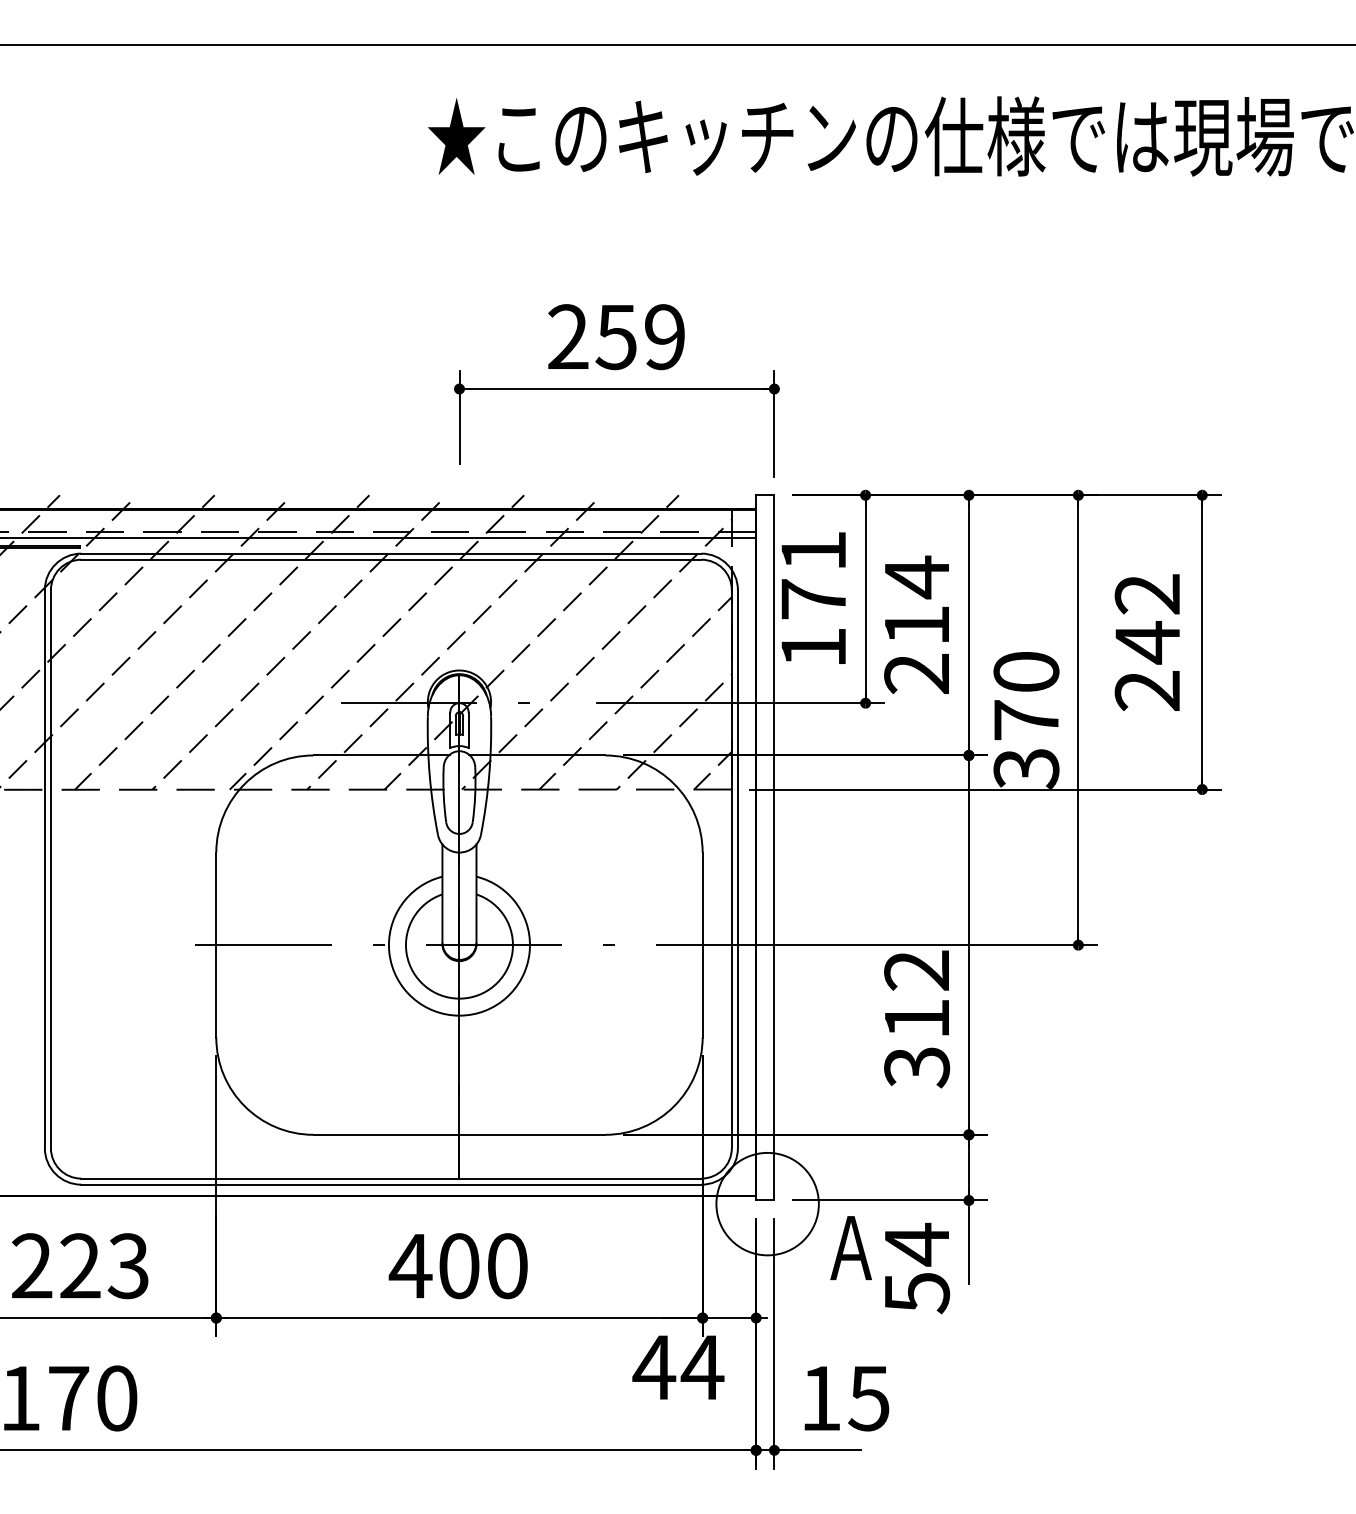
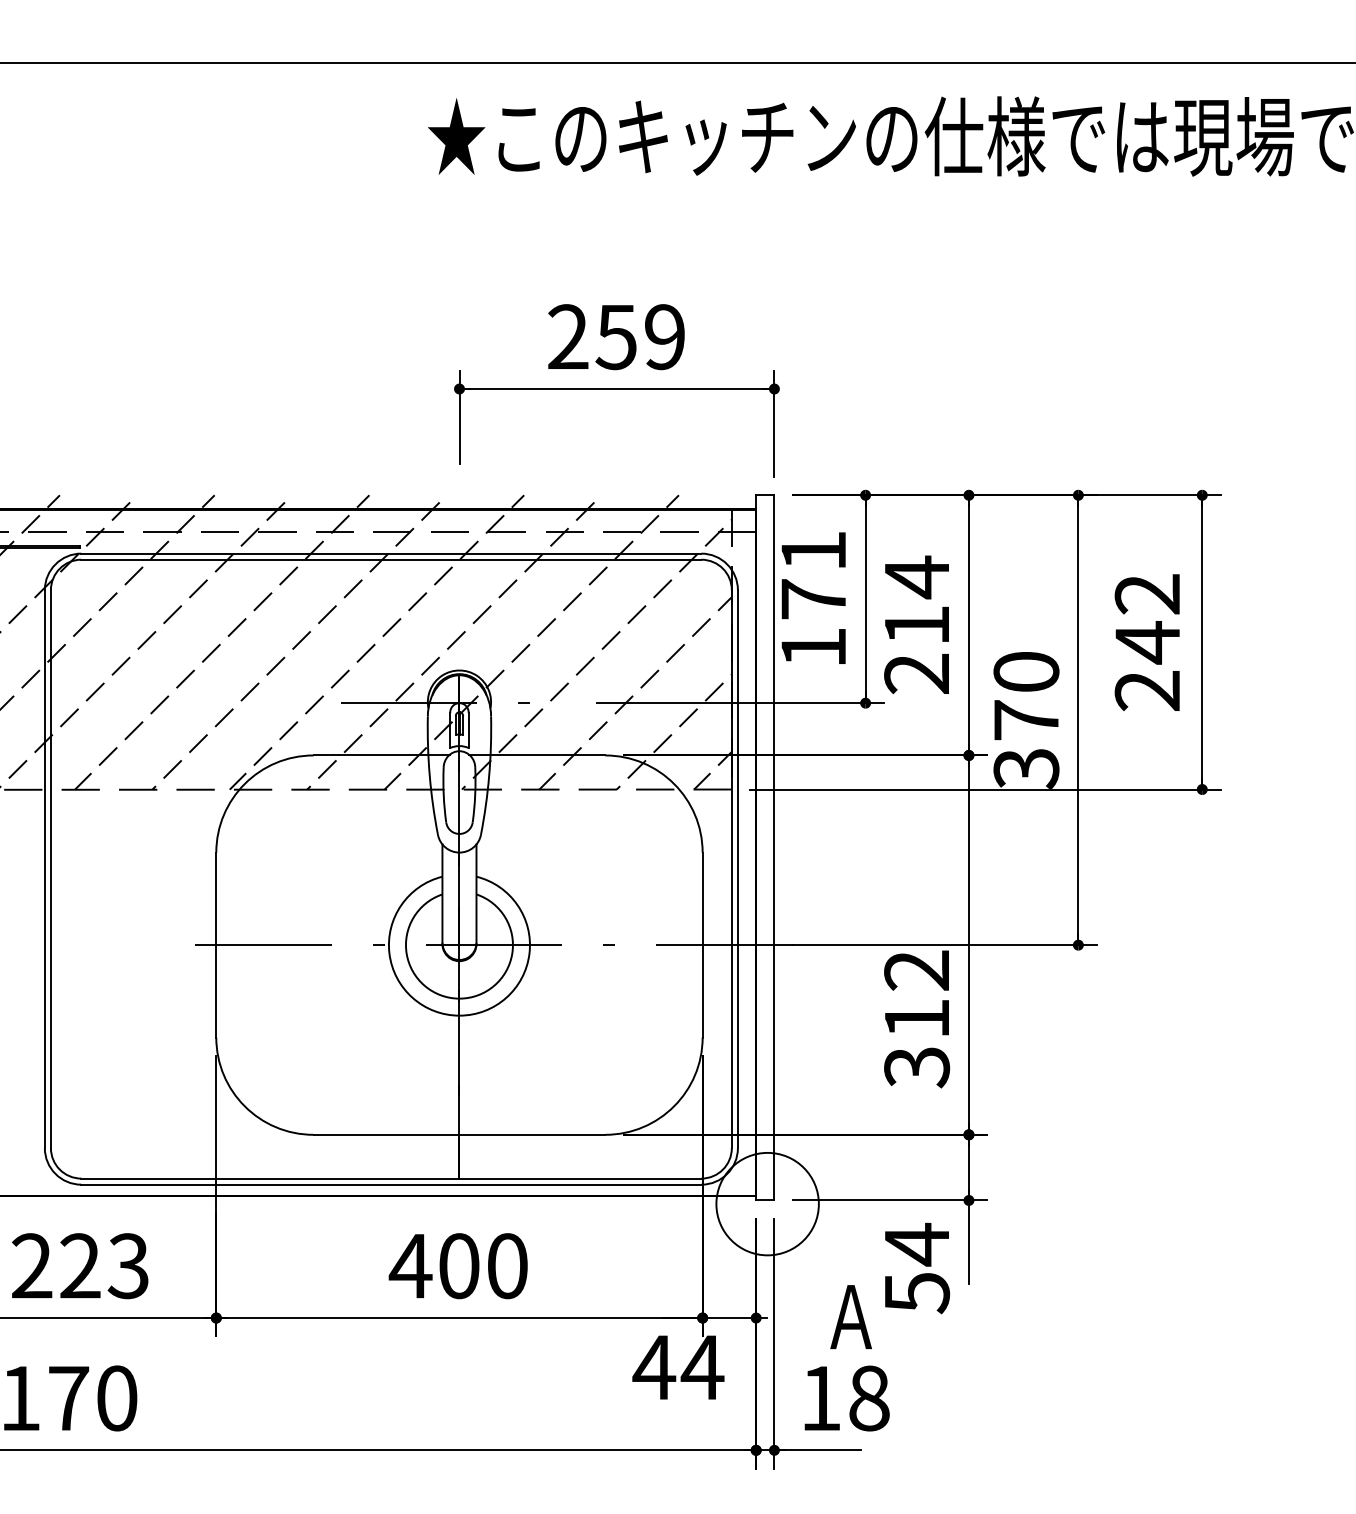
line position: (677, 45) -> (677, 63) (677, 63)
line: present -> none (379, 537)
text position: (850, 1248) -> (850, 1317) (850, 1317)
text: 15 -> 18 (868, 1398)
